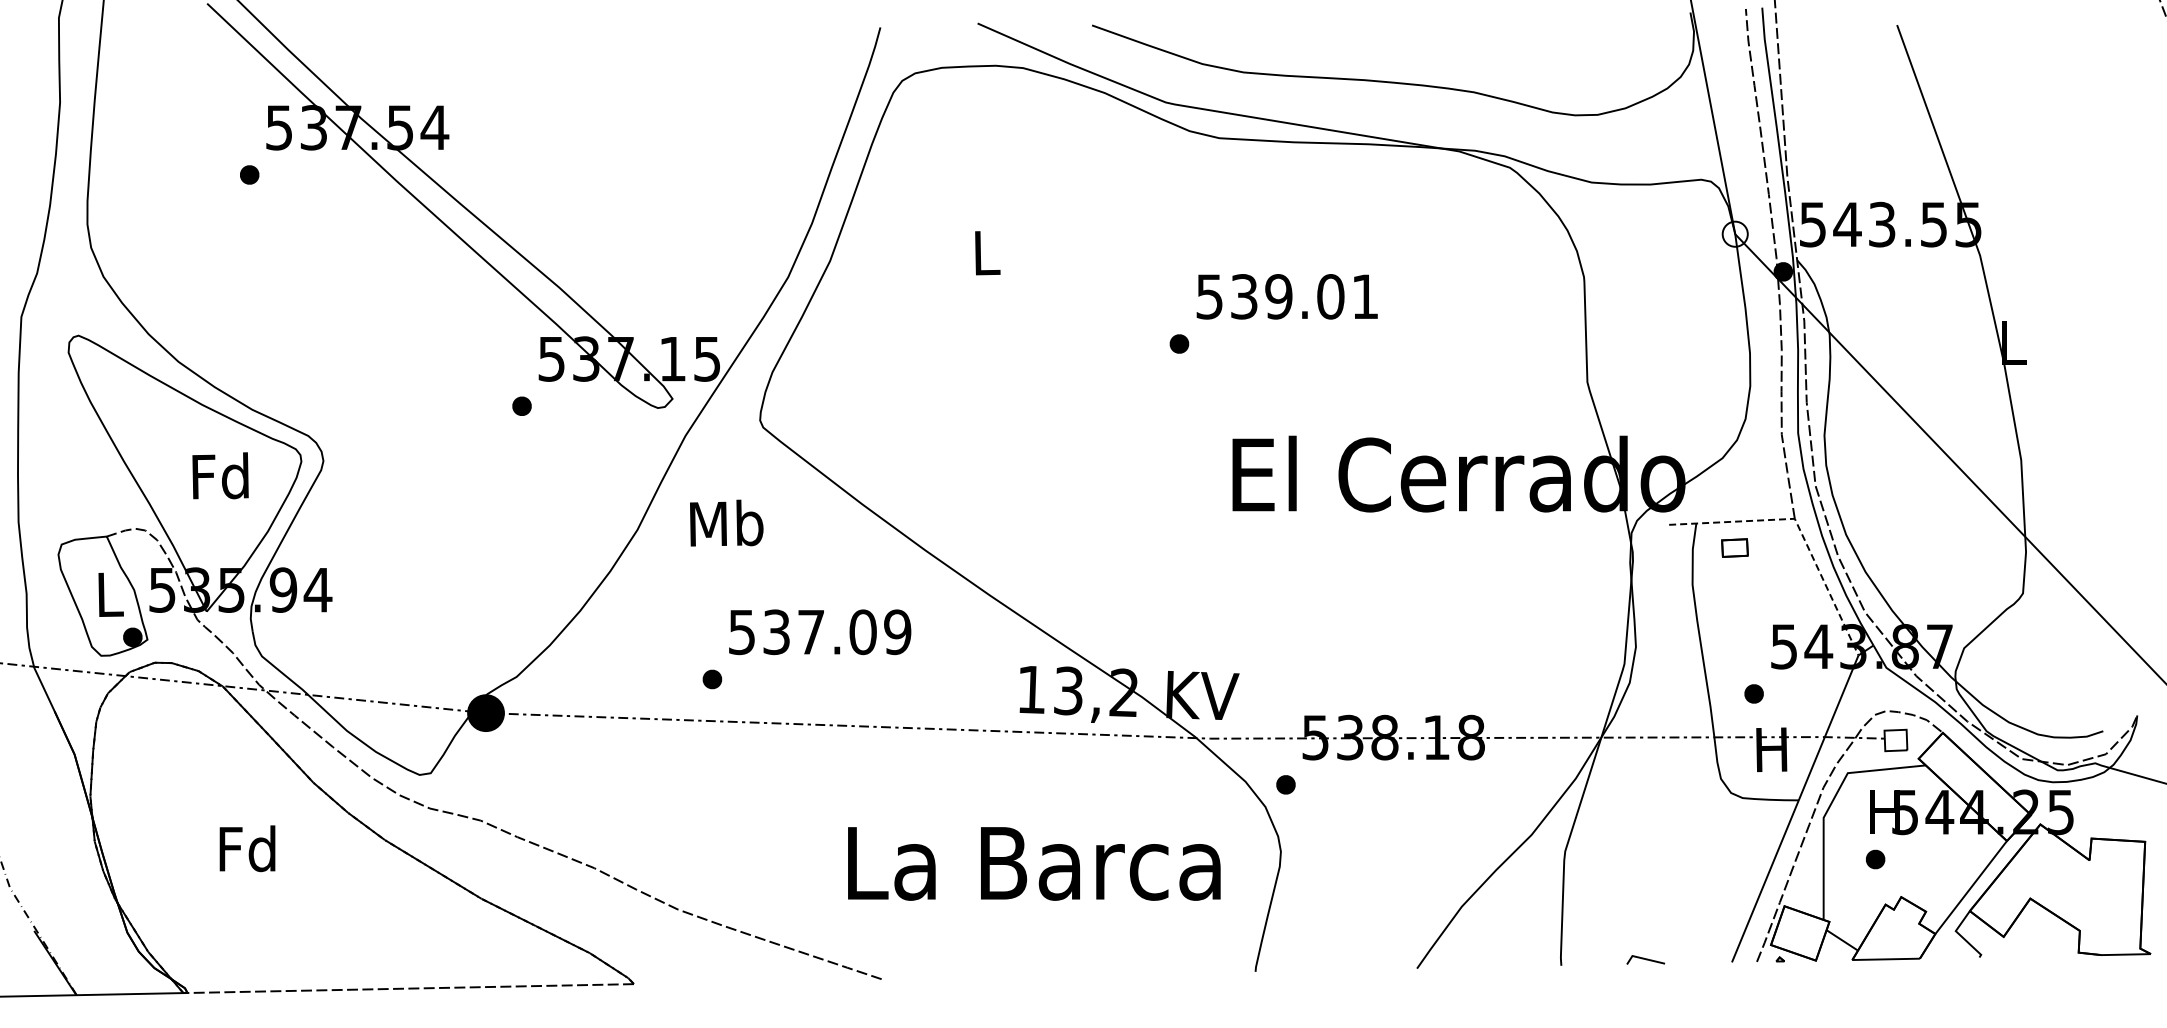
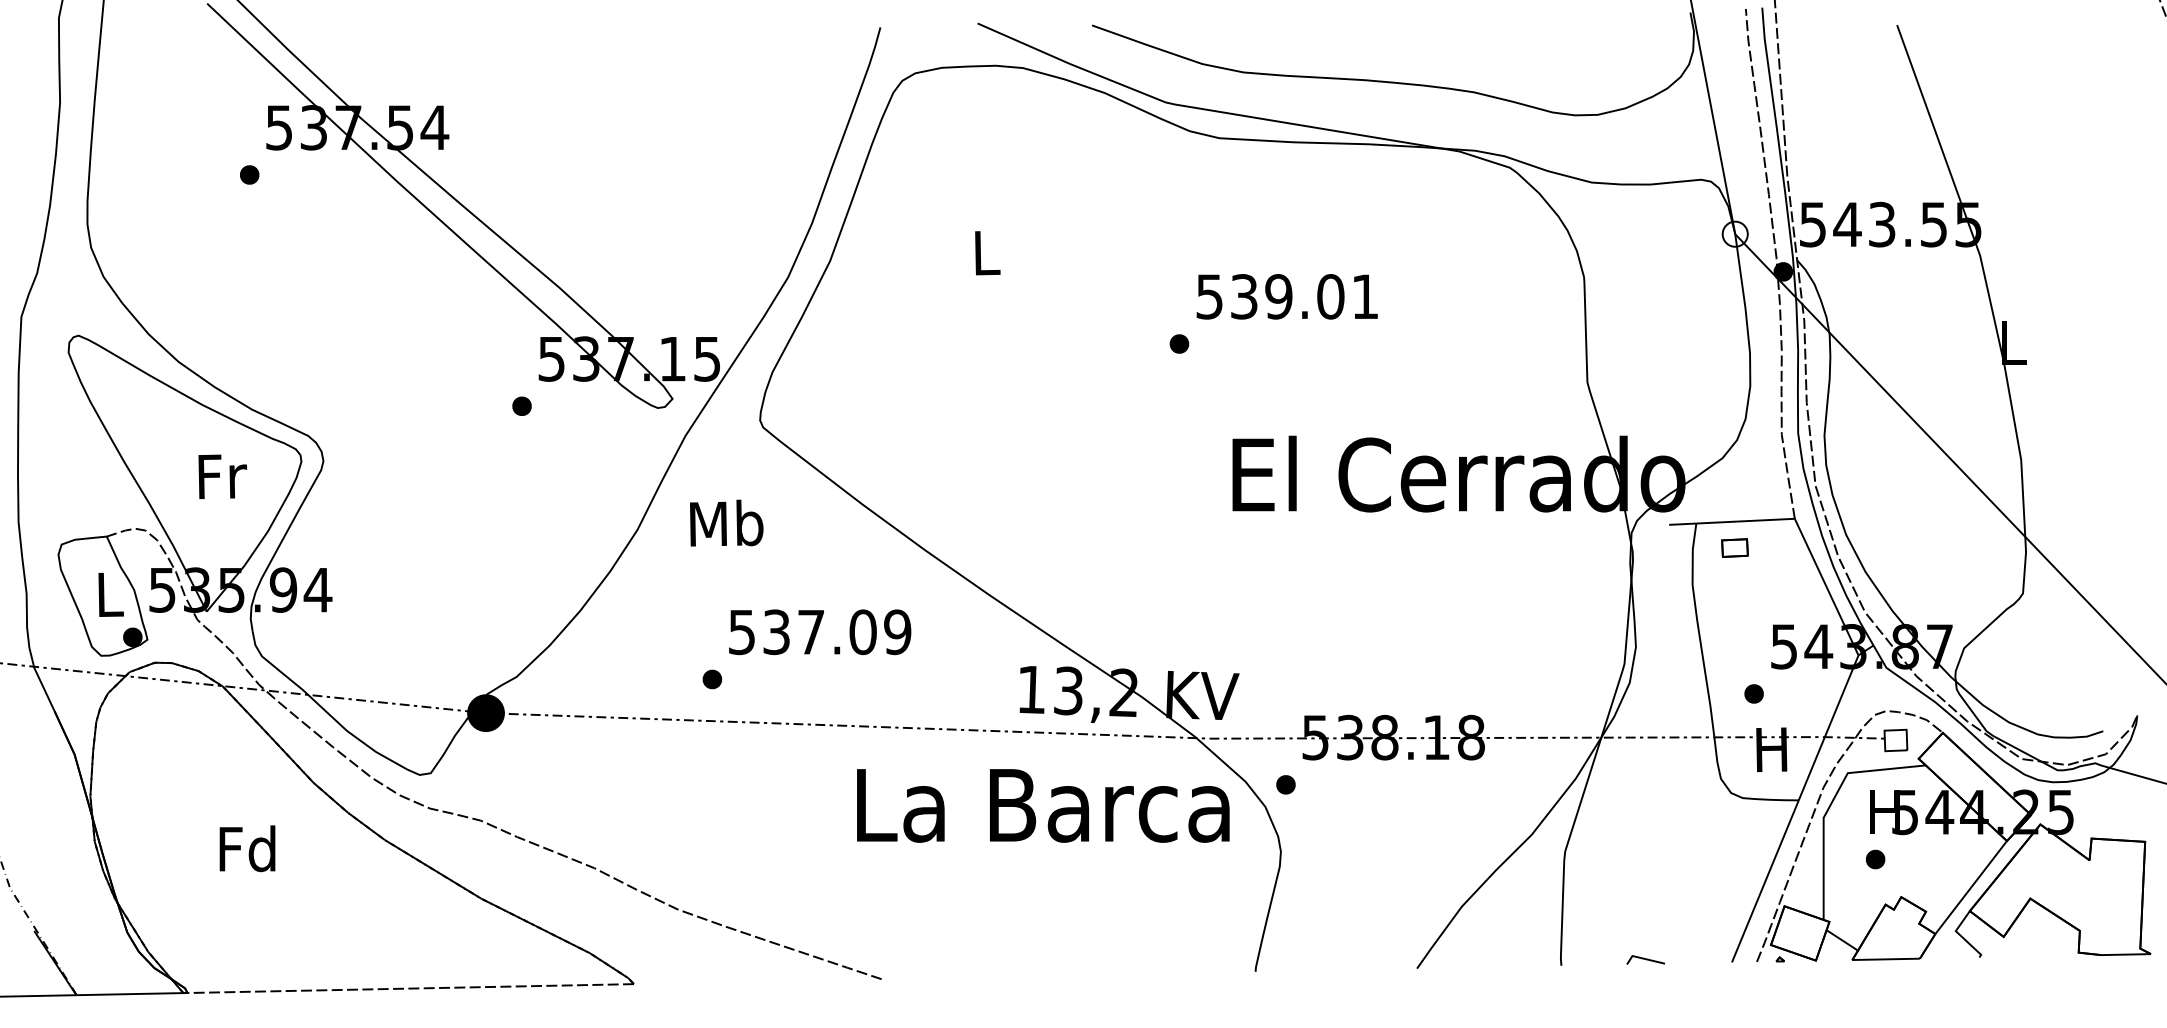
text: Fd -> Fr (220, 475)
line: dashed -> solid (1799, 529)
text position: (1034, 863) -> (1043, 805) (1043, 805)
